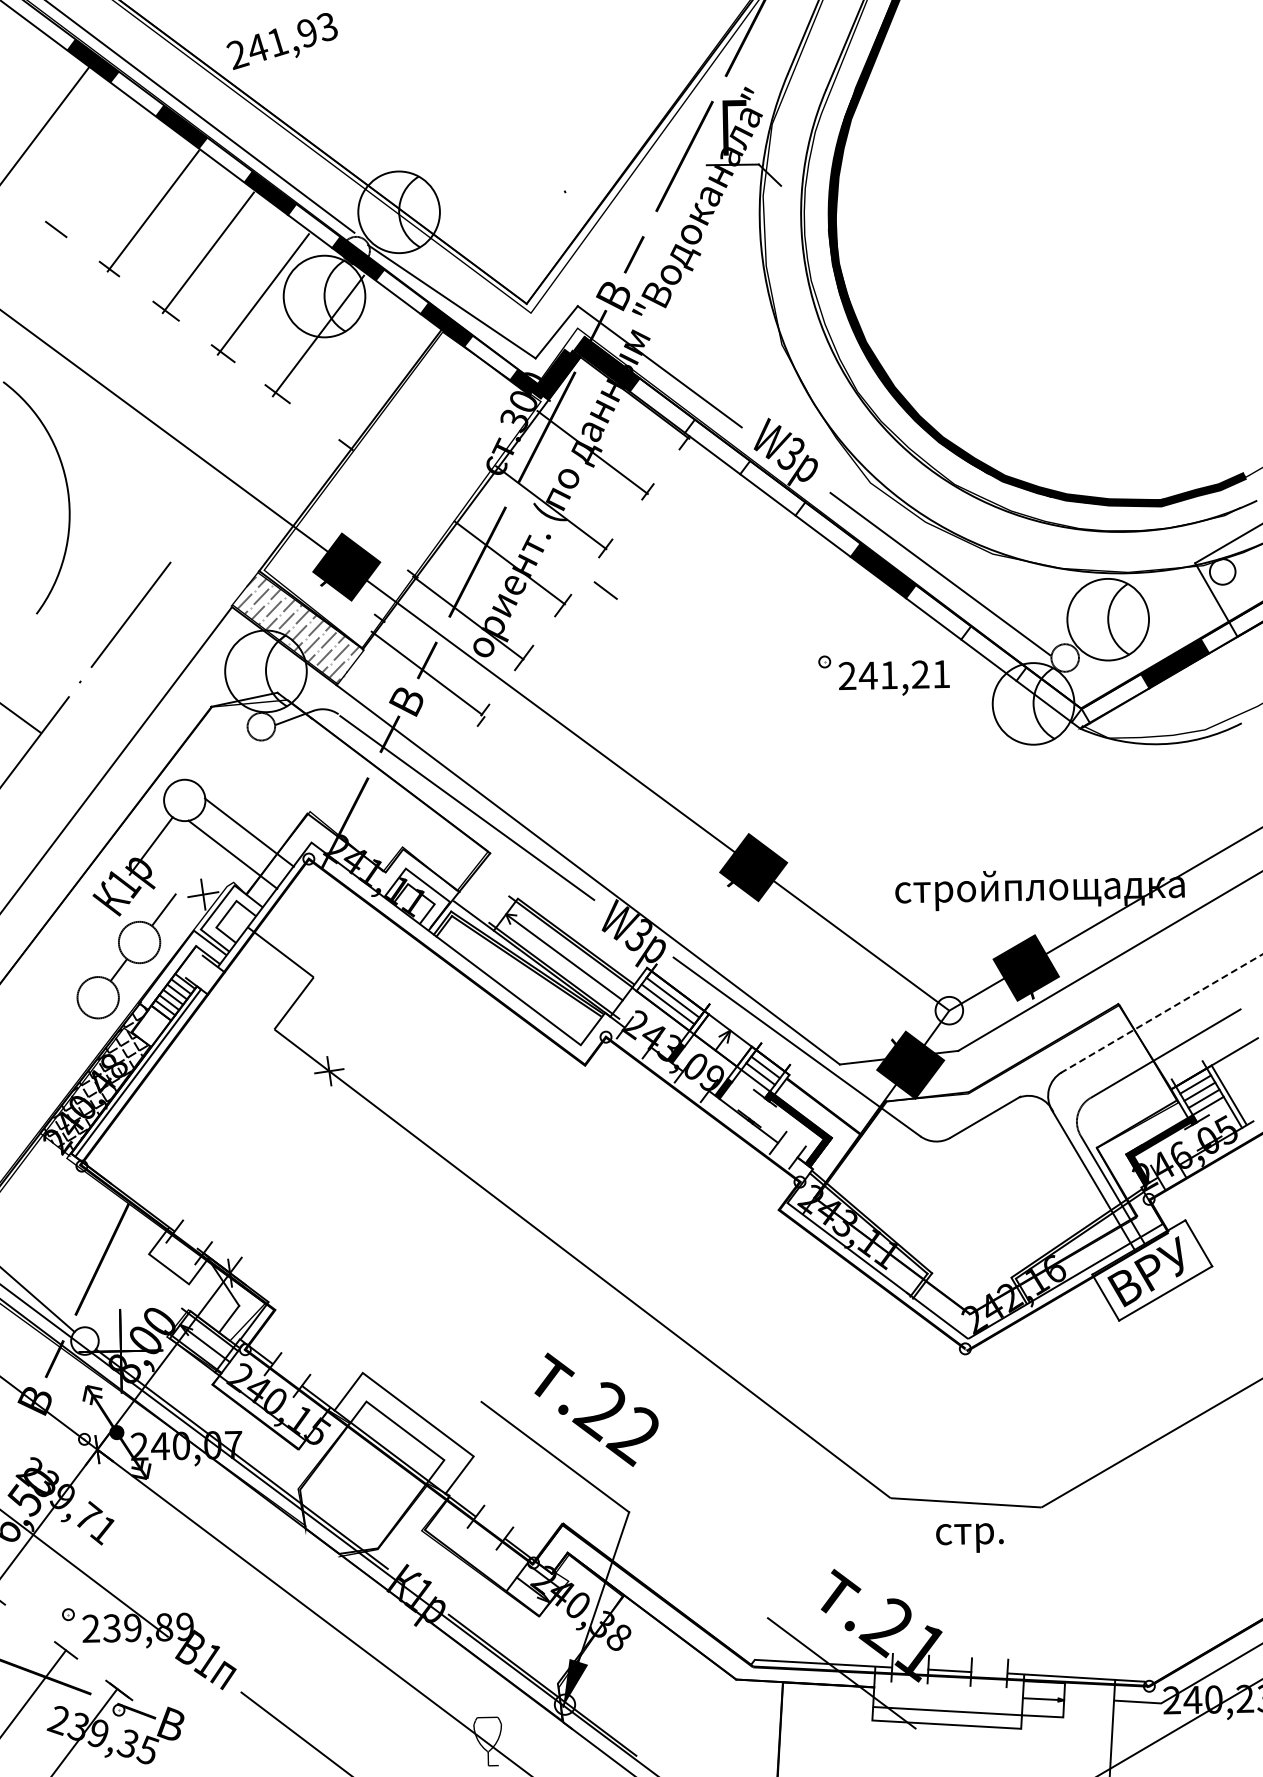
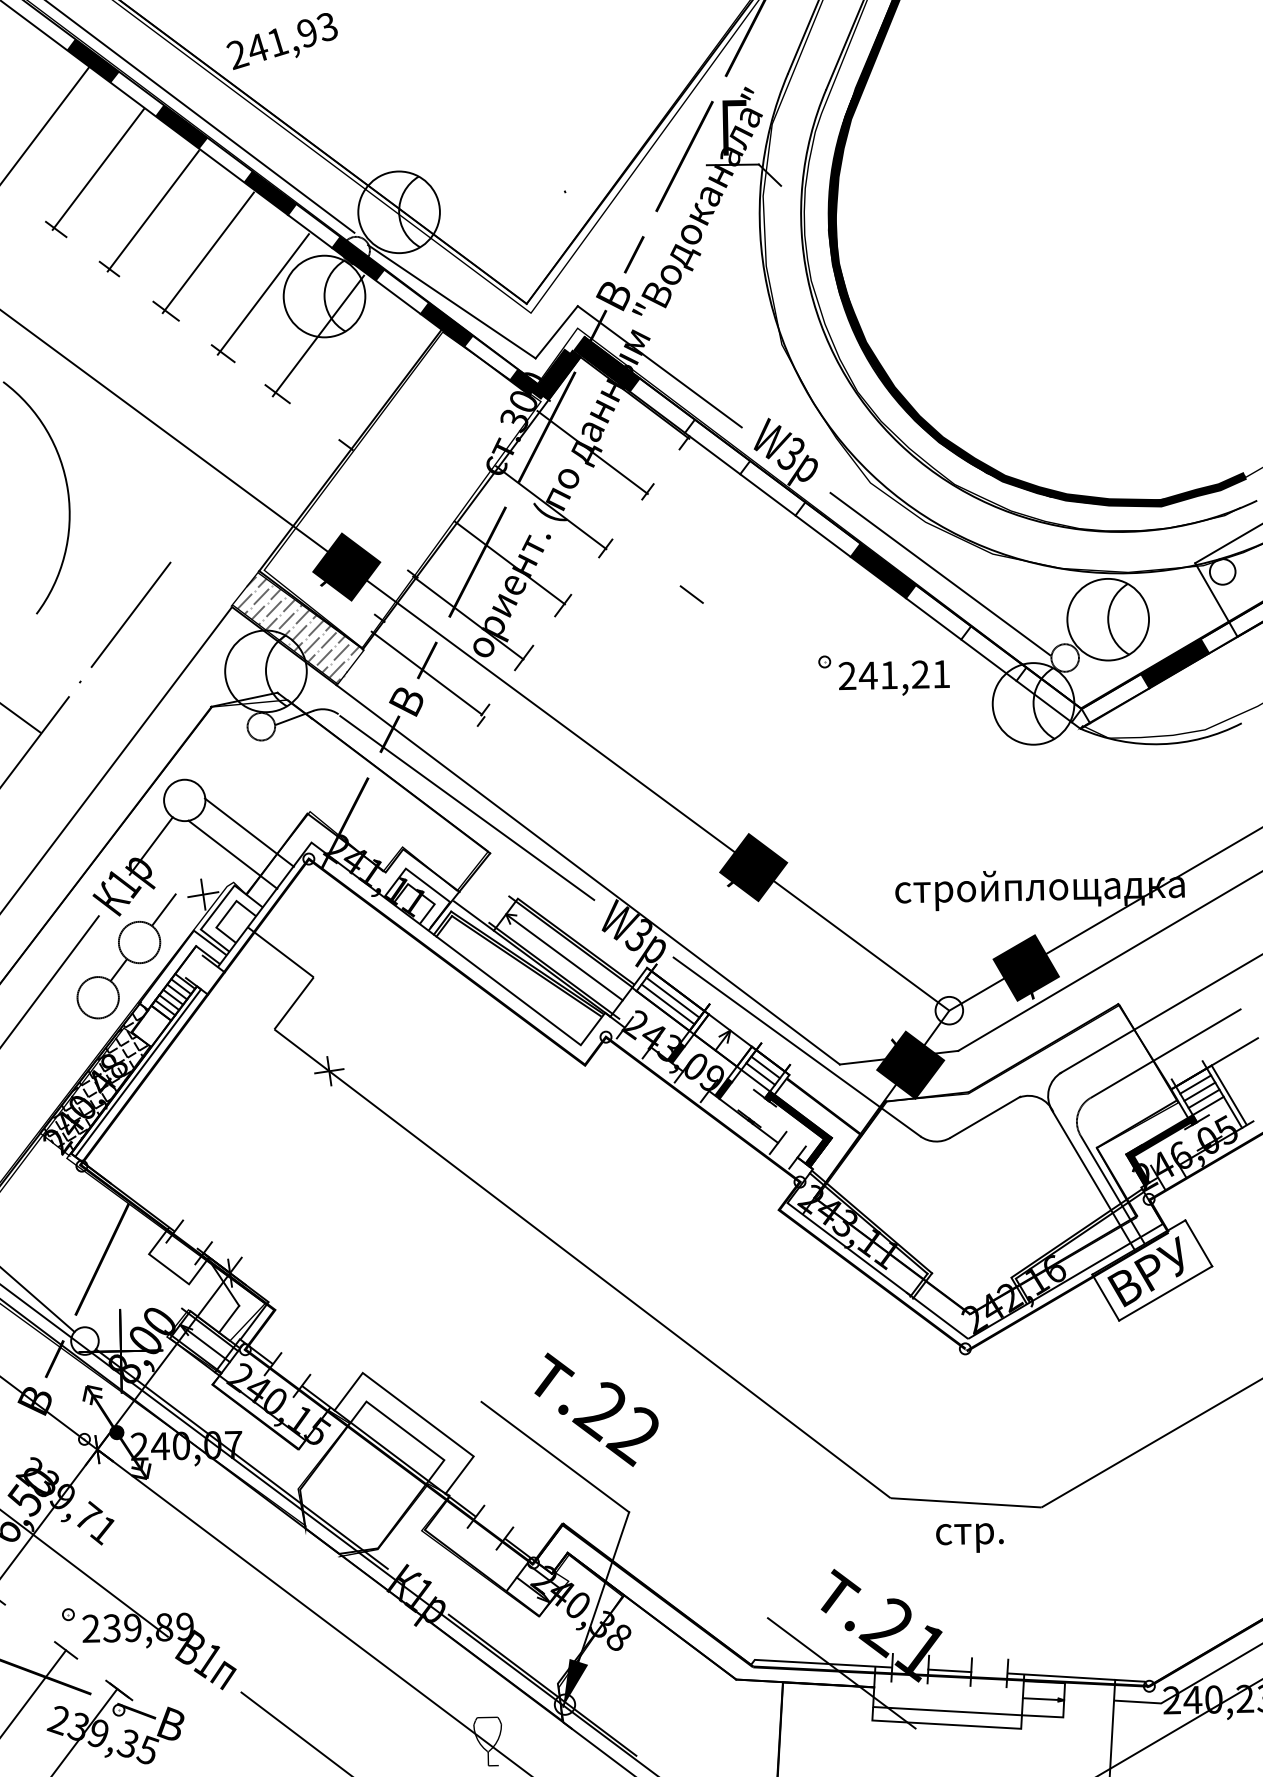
line: none -> present (97, 169)
line position: (605, 590) -> (691, 594) (691, 594)
line: none -> present (50, 980)
line: dashed -> solid (1162, 1013)
